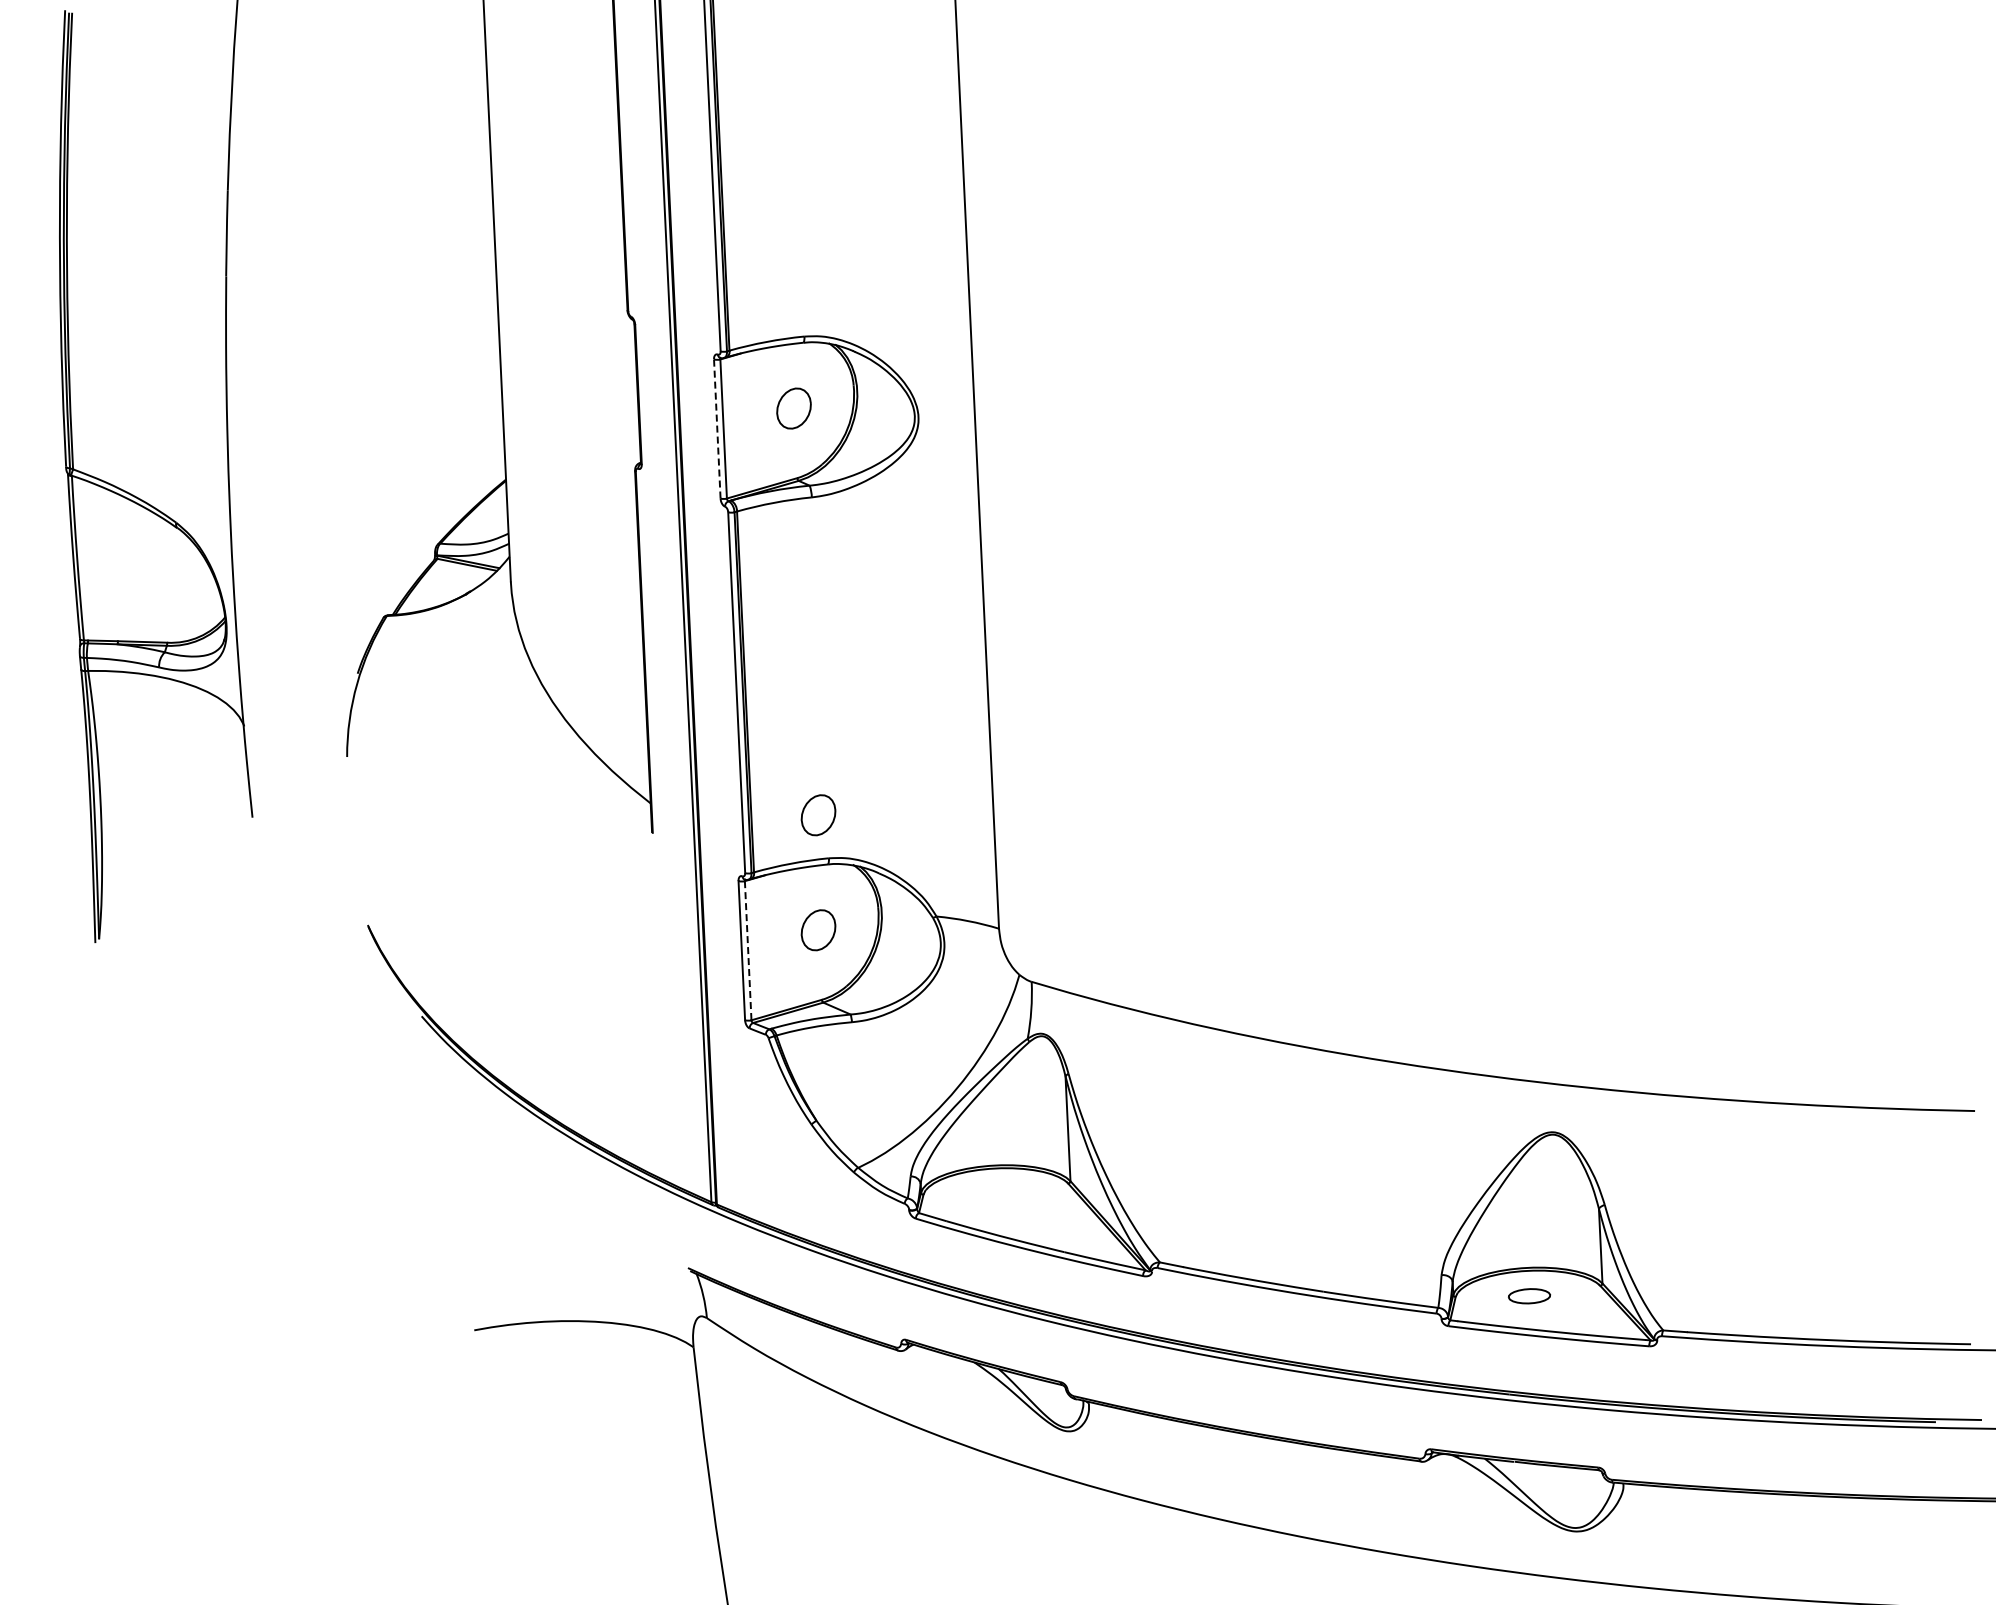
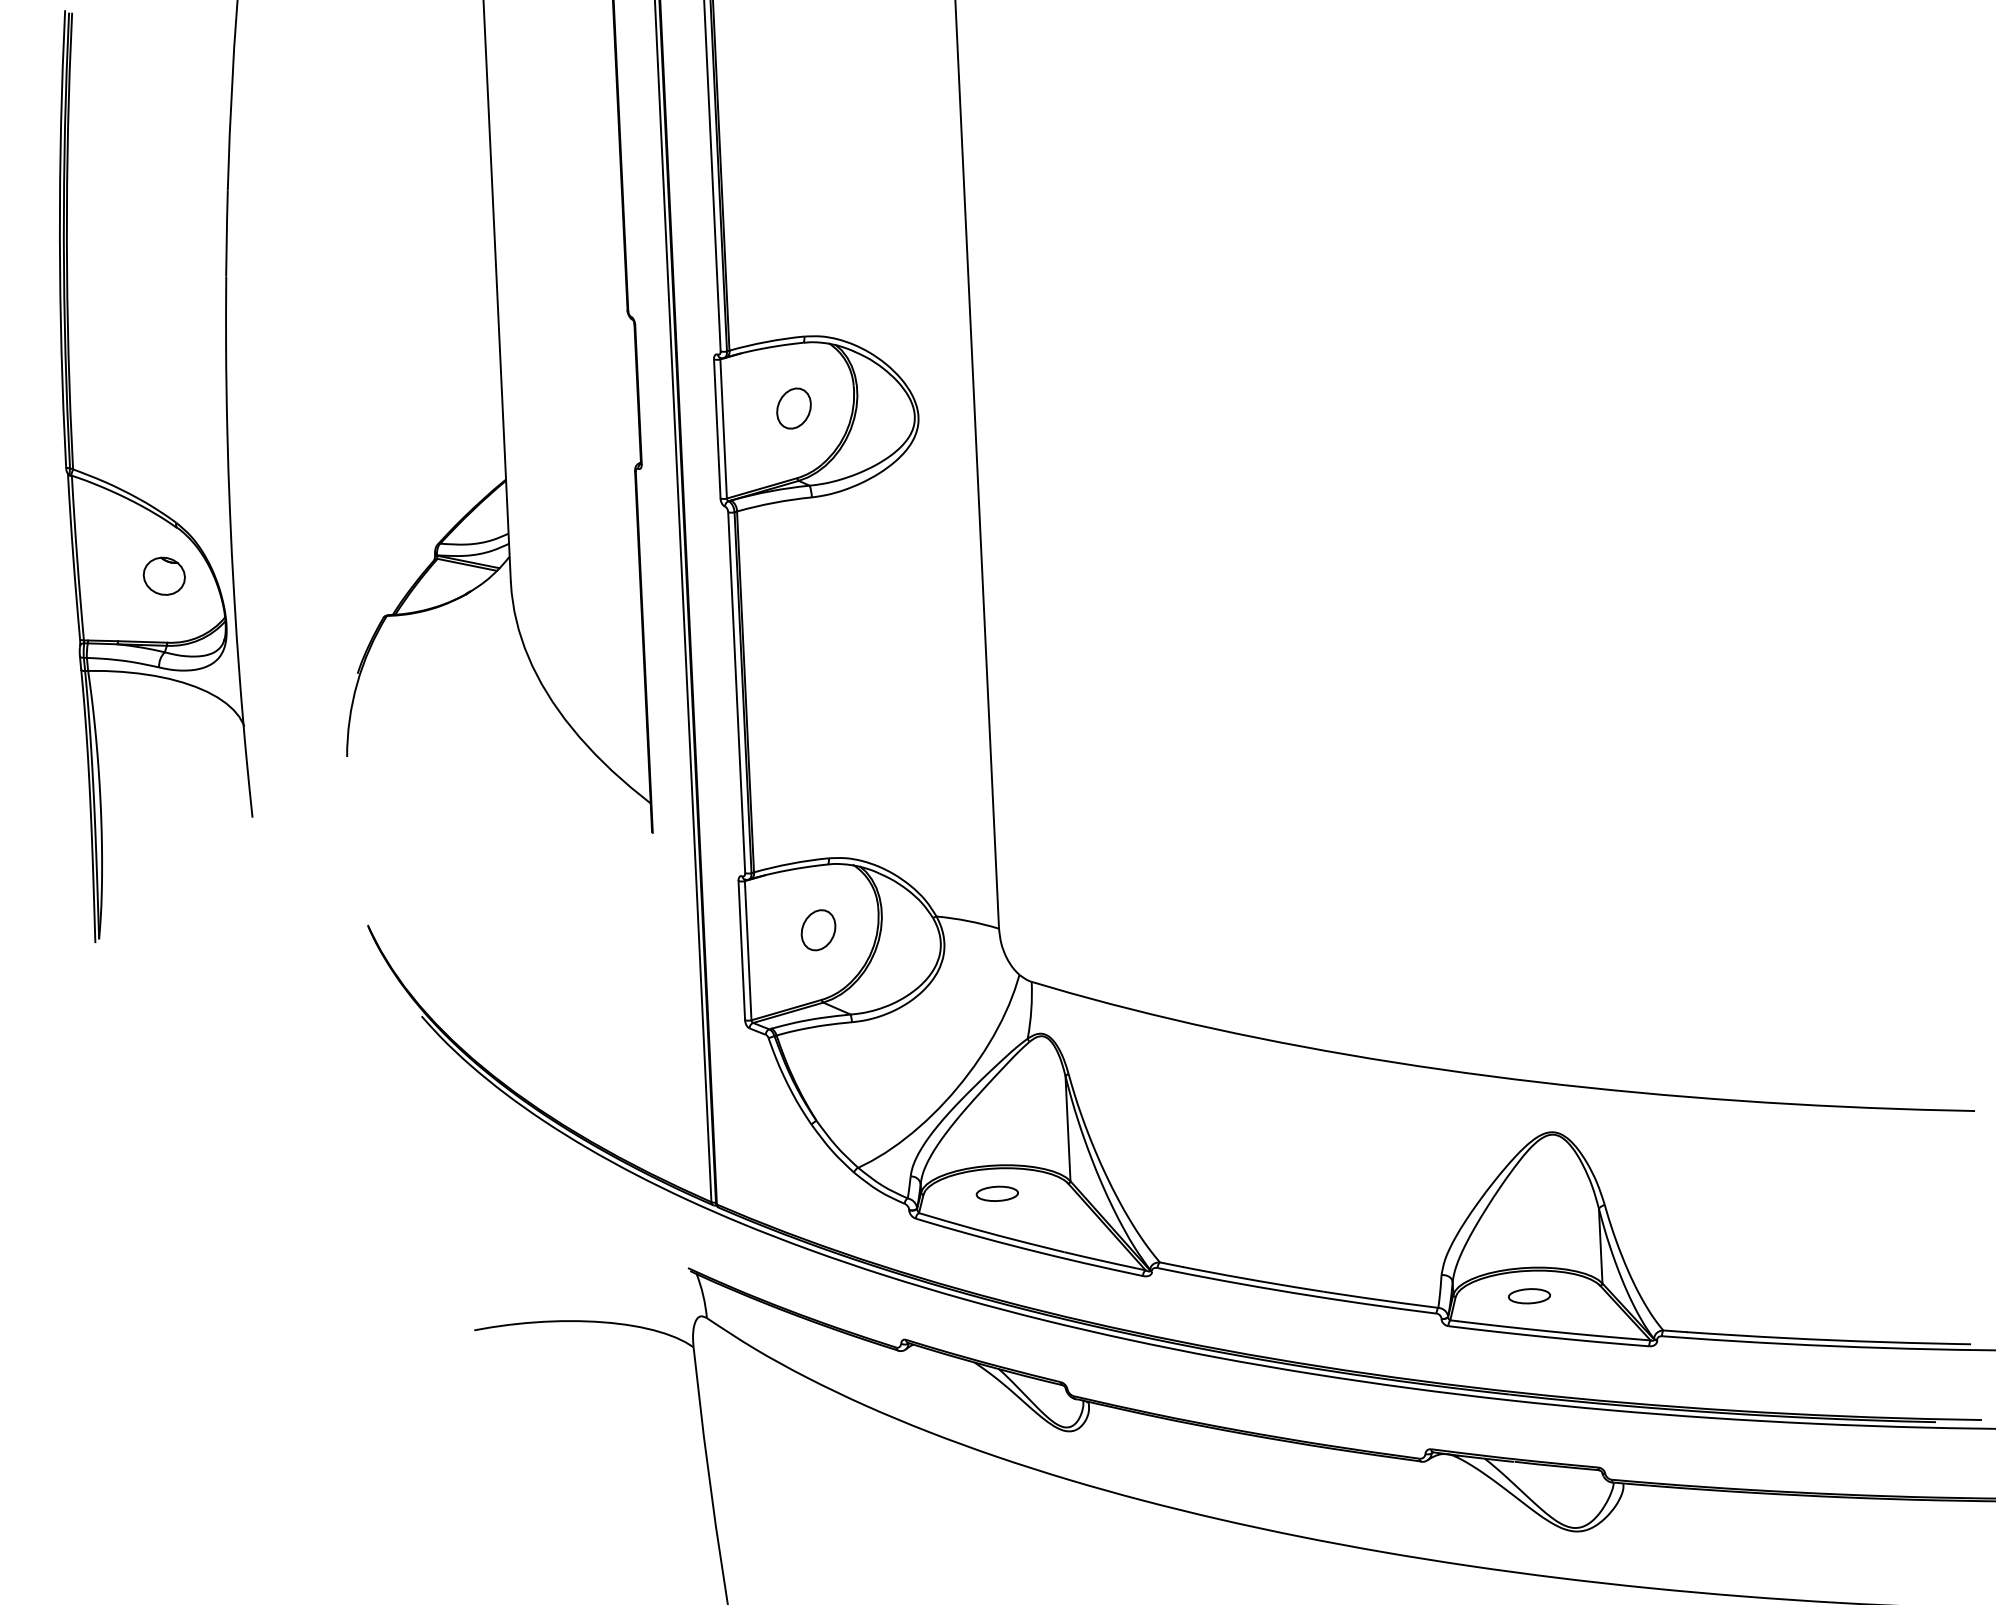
line: dashed -> solid (717, 428)
part: none -> present (163, 575)
part: present -> none (818, 815)
line: dashed -> solid (748, 950)
part: none -> present (996, 1193)
